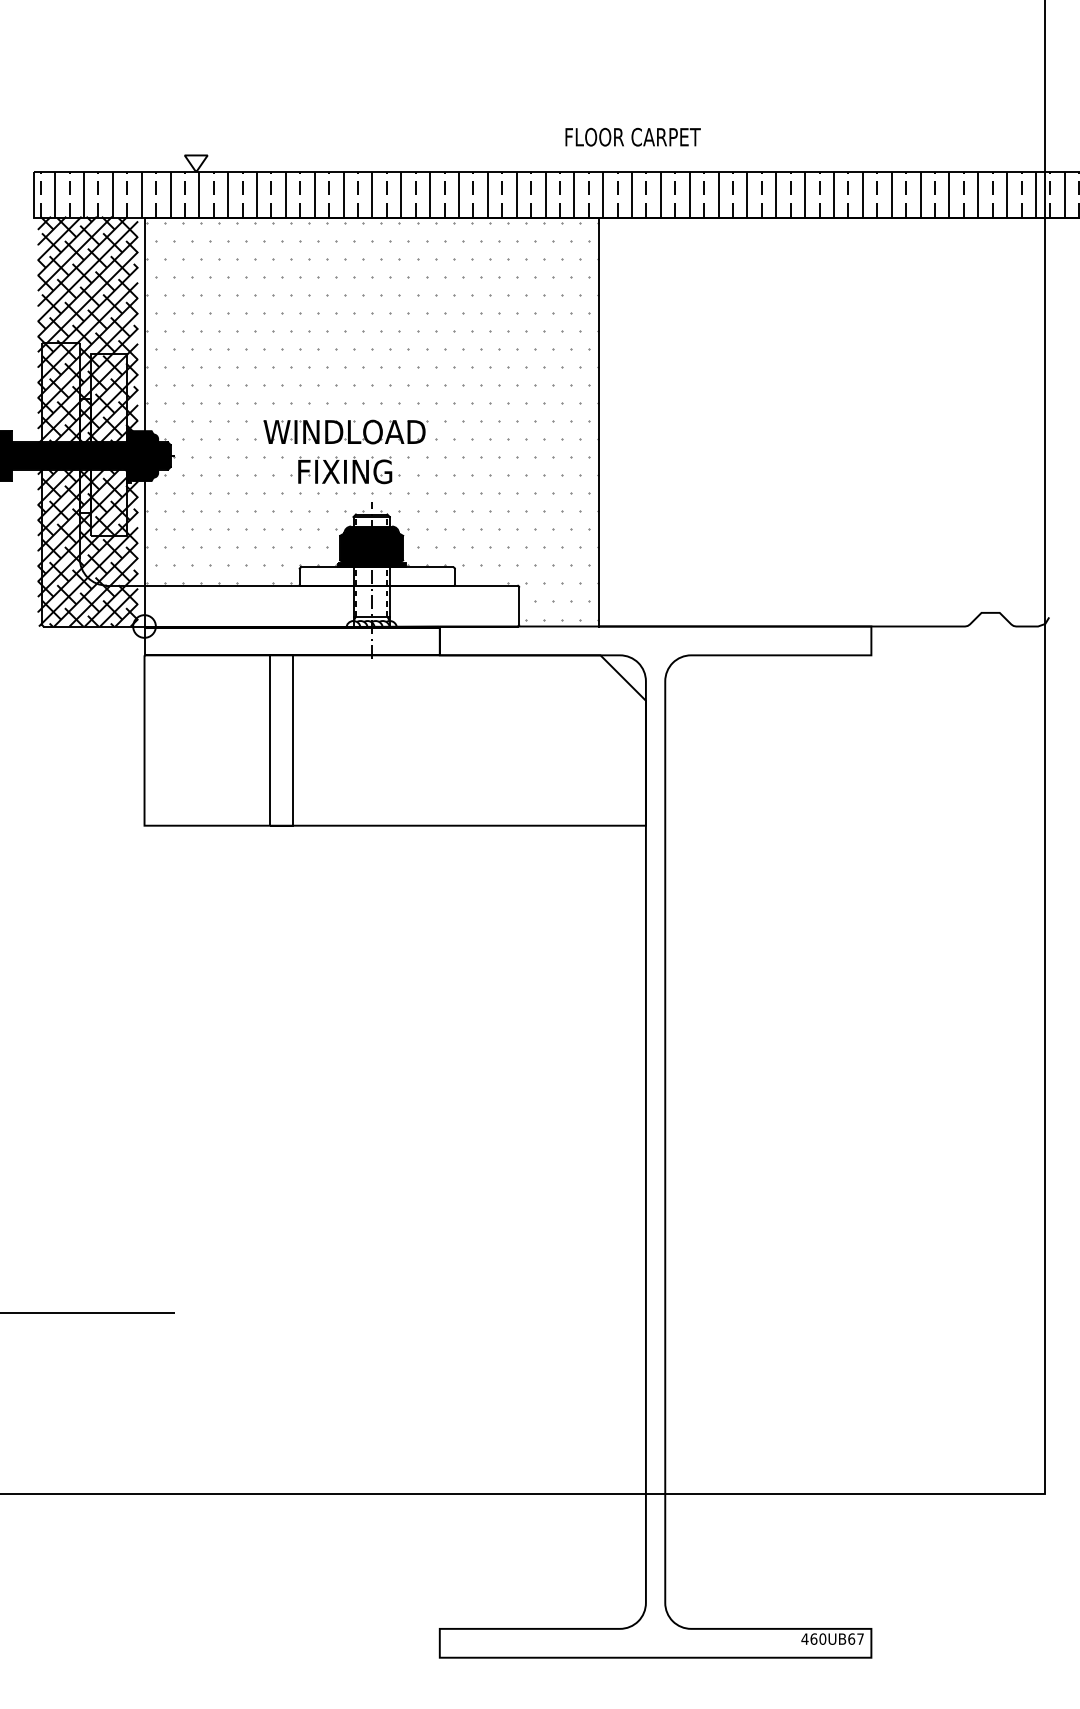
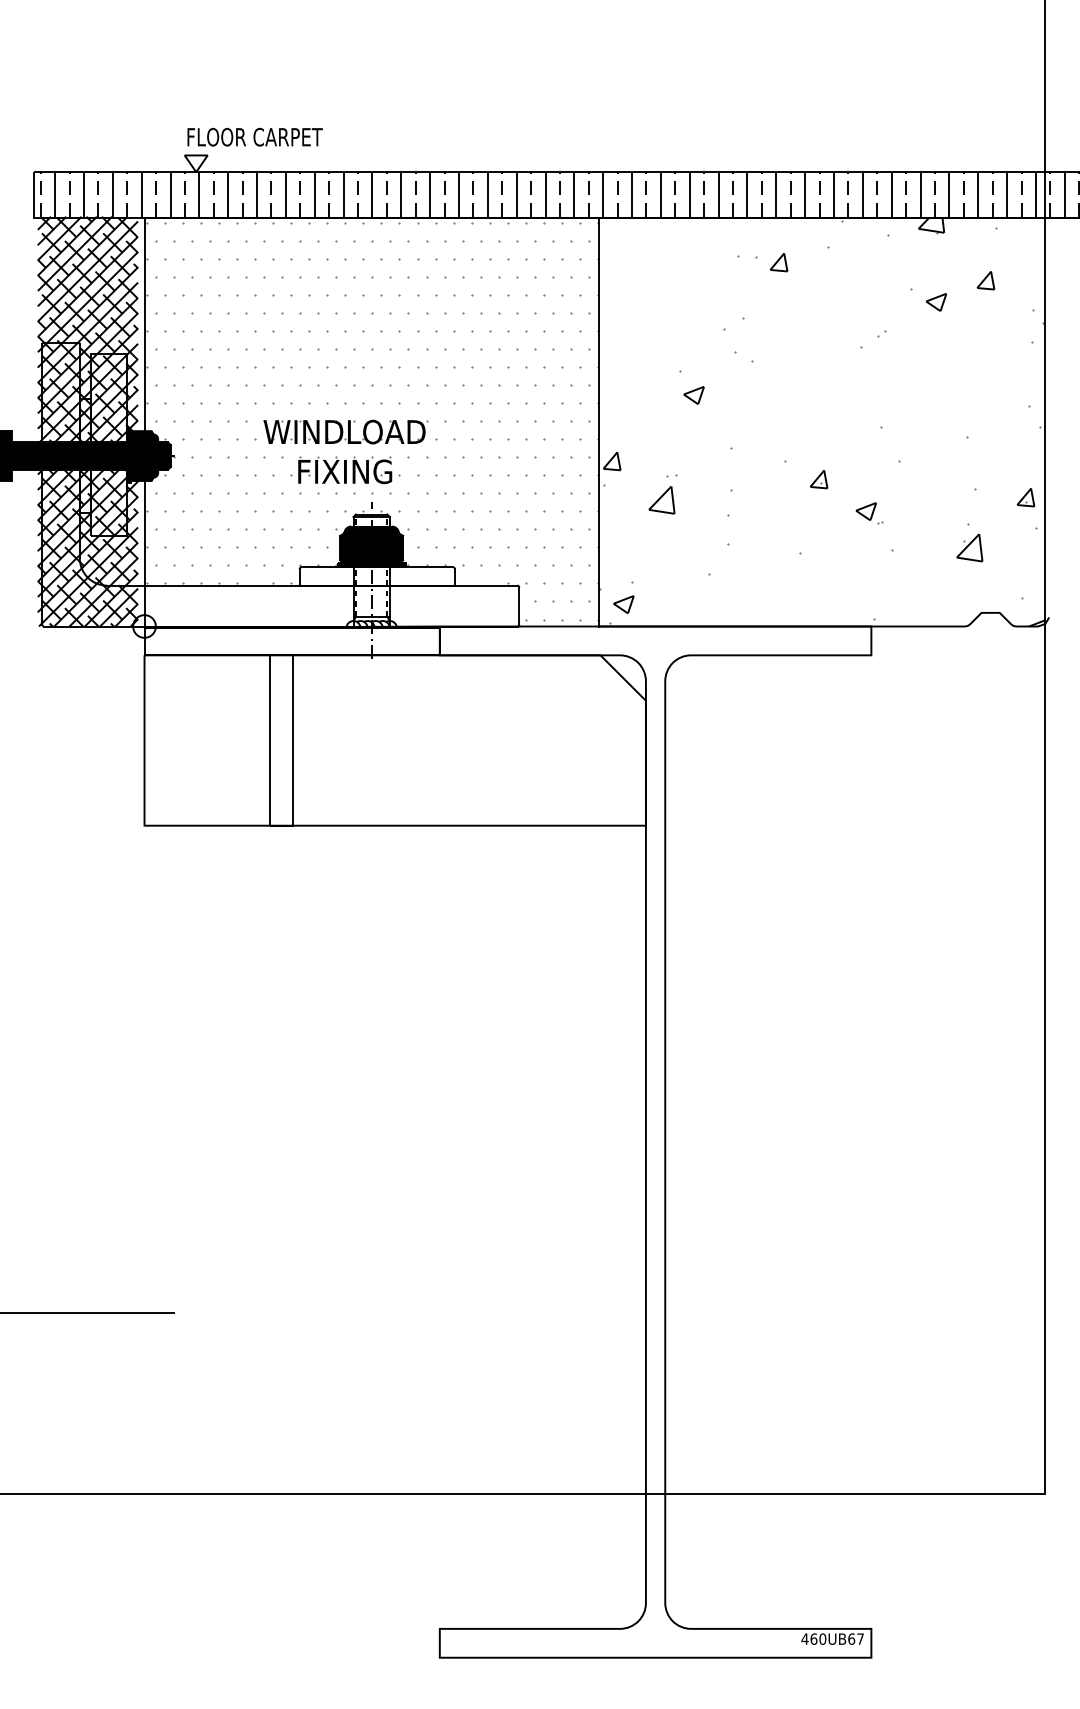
text position: (632, 136) -> (254, 136) (254, 136)
hatch: none -> present (822, 421)
